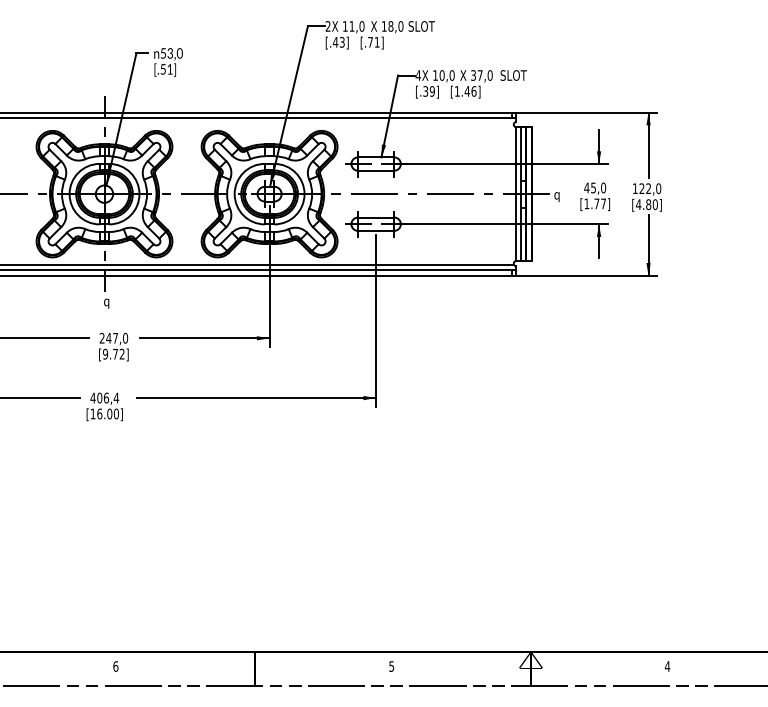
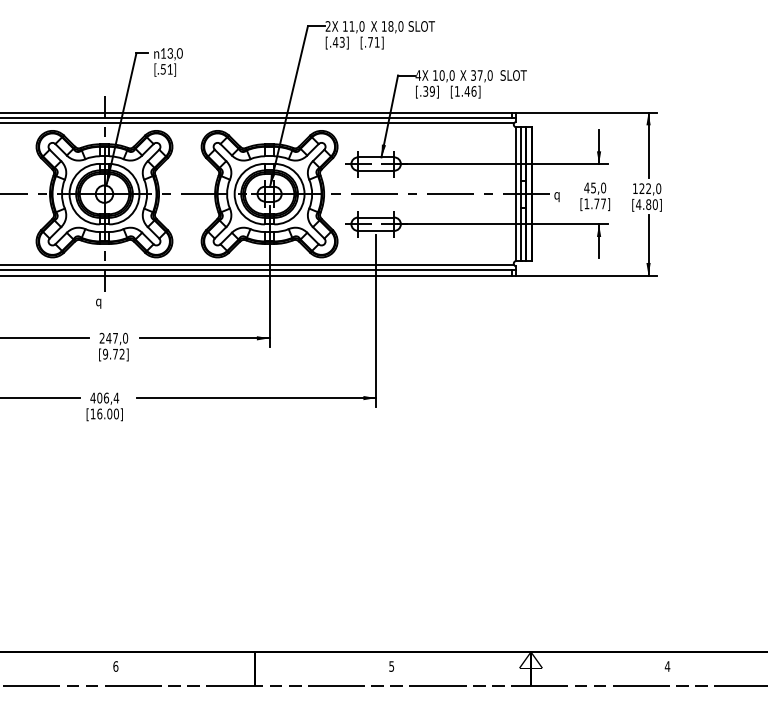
text: 53,0 -> 13,0 (162, 53)
line: none -> present (258, 123)
text position: (106, 303) -> (98, 303) (98, 303)
